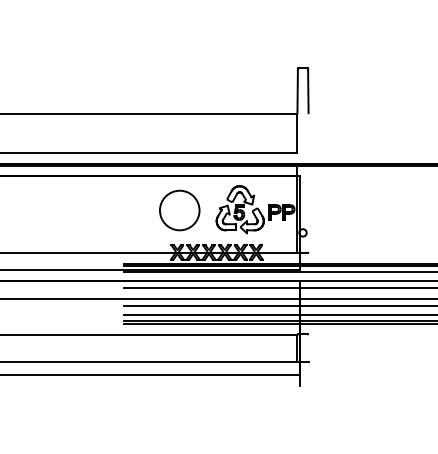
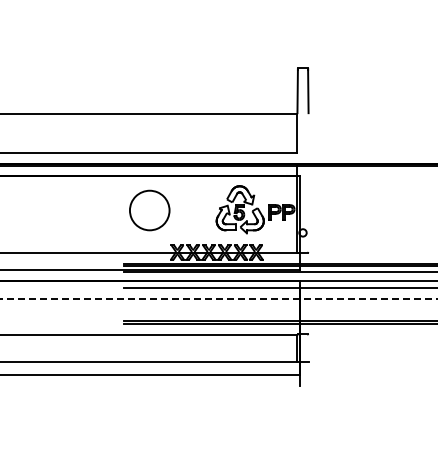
part position: (179, 210) -> (149, 210) (149, 210)
line: solid -> dashed (219, 298)
line: present -> none (278, 305)
line: present -> none (278, 315)
